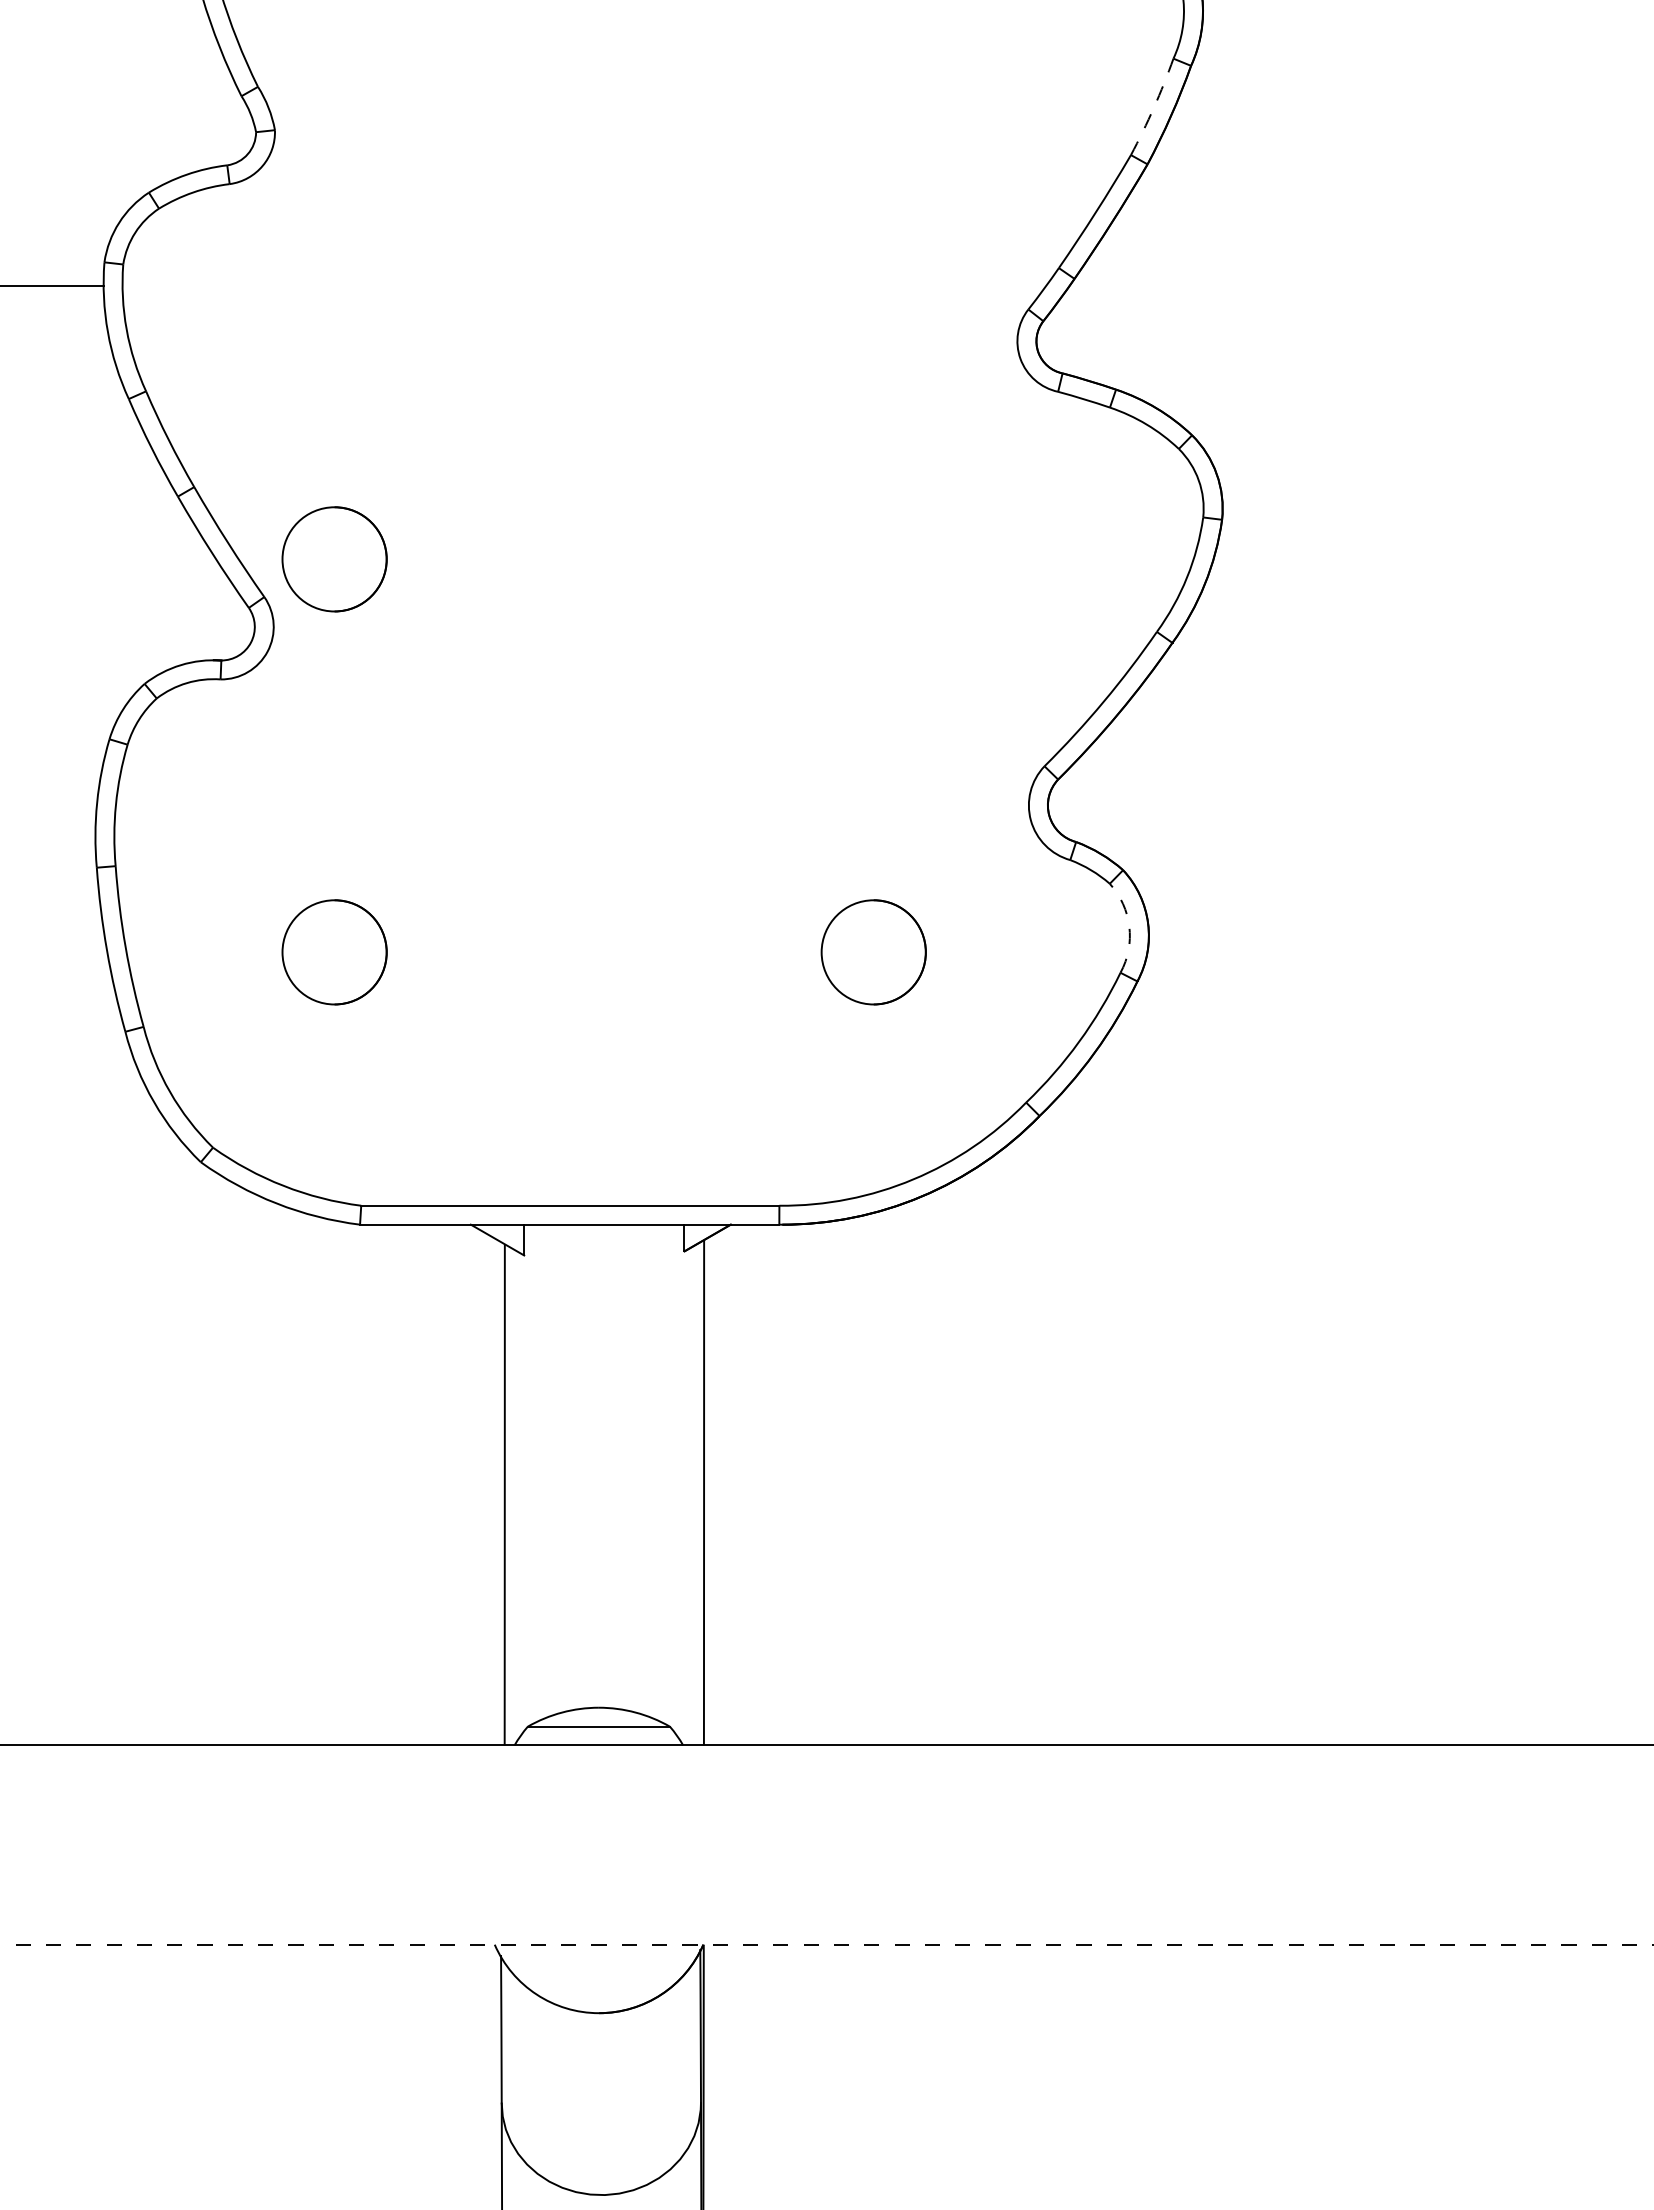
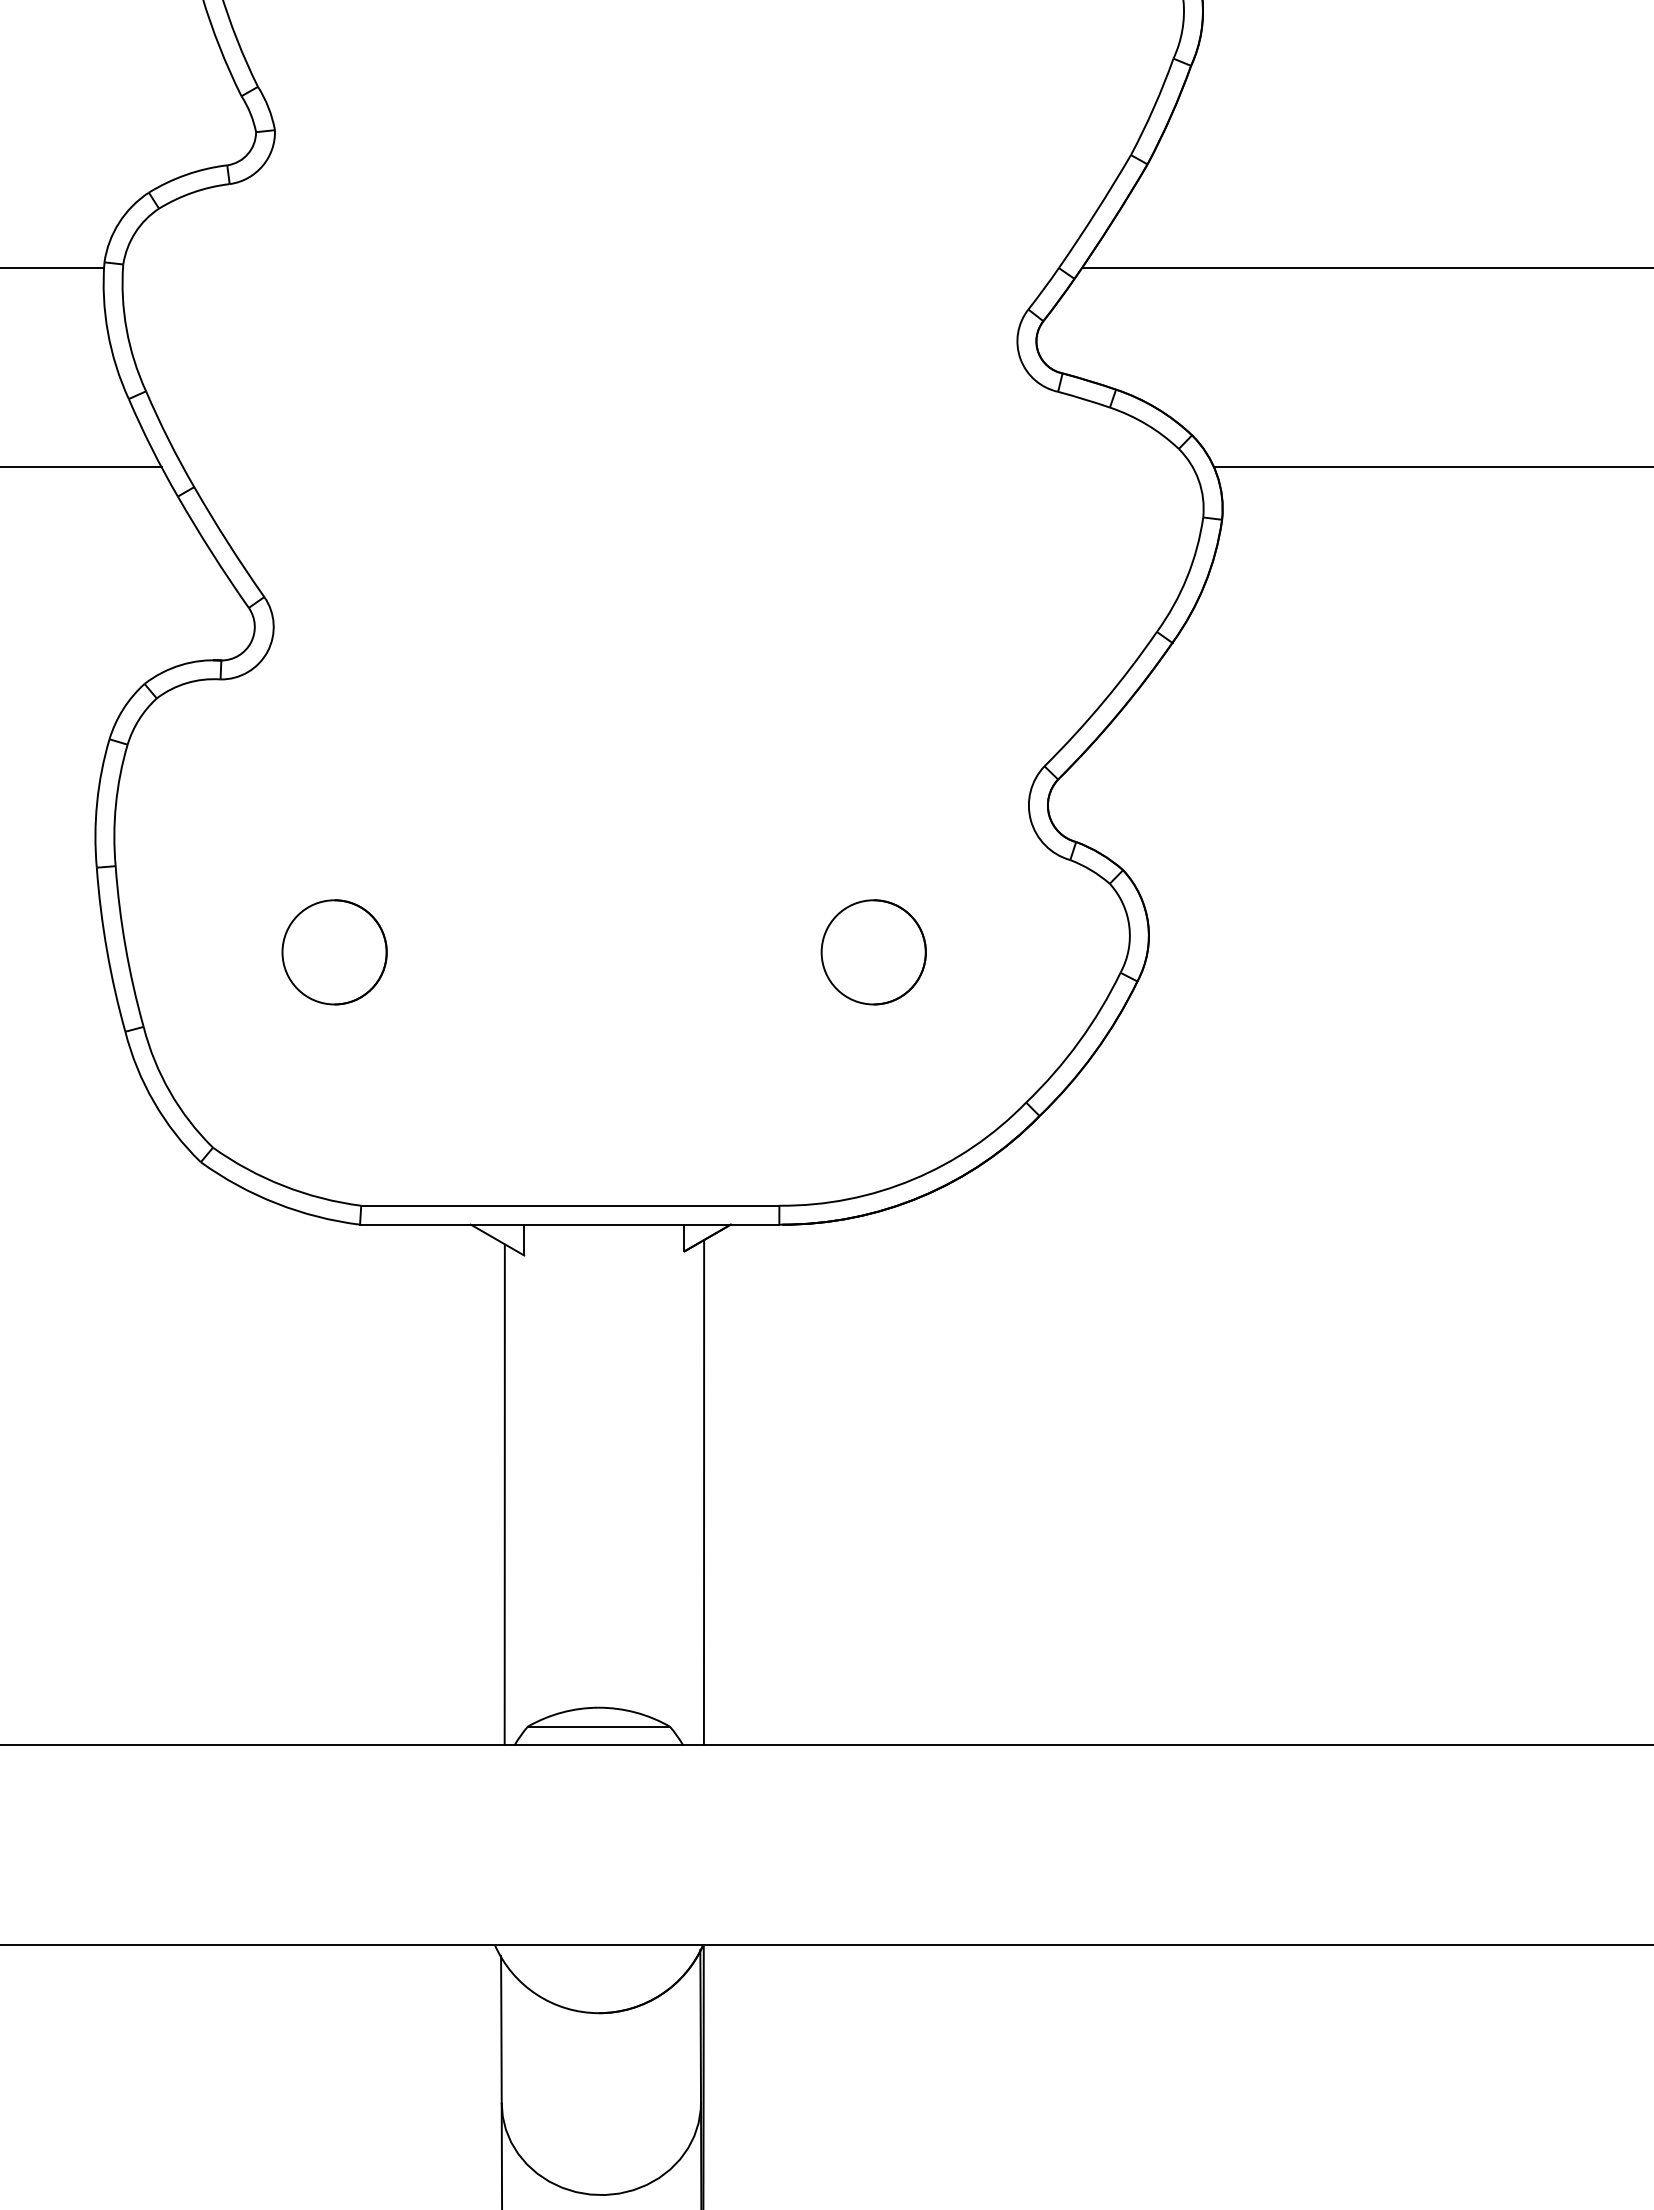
arc: dashed -> solid (1153, 107)
line: none -> present (1366, 267)
line position: (53, 285) -> (53, 267) (53, 267)
line: none -> present (81, 467)
line: none -> present (1432, 467)
circle: present -> none (334, 559)
arc: dashed -> solid (1129, 926)
line: dashed -> solid (827, 1944)
